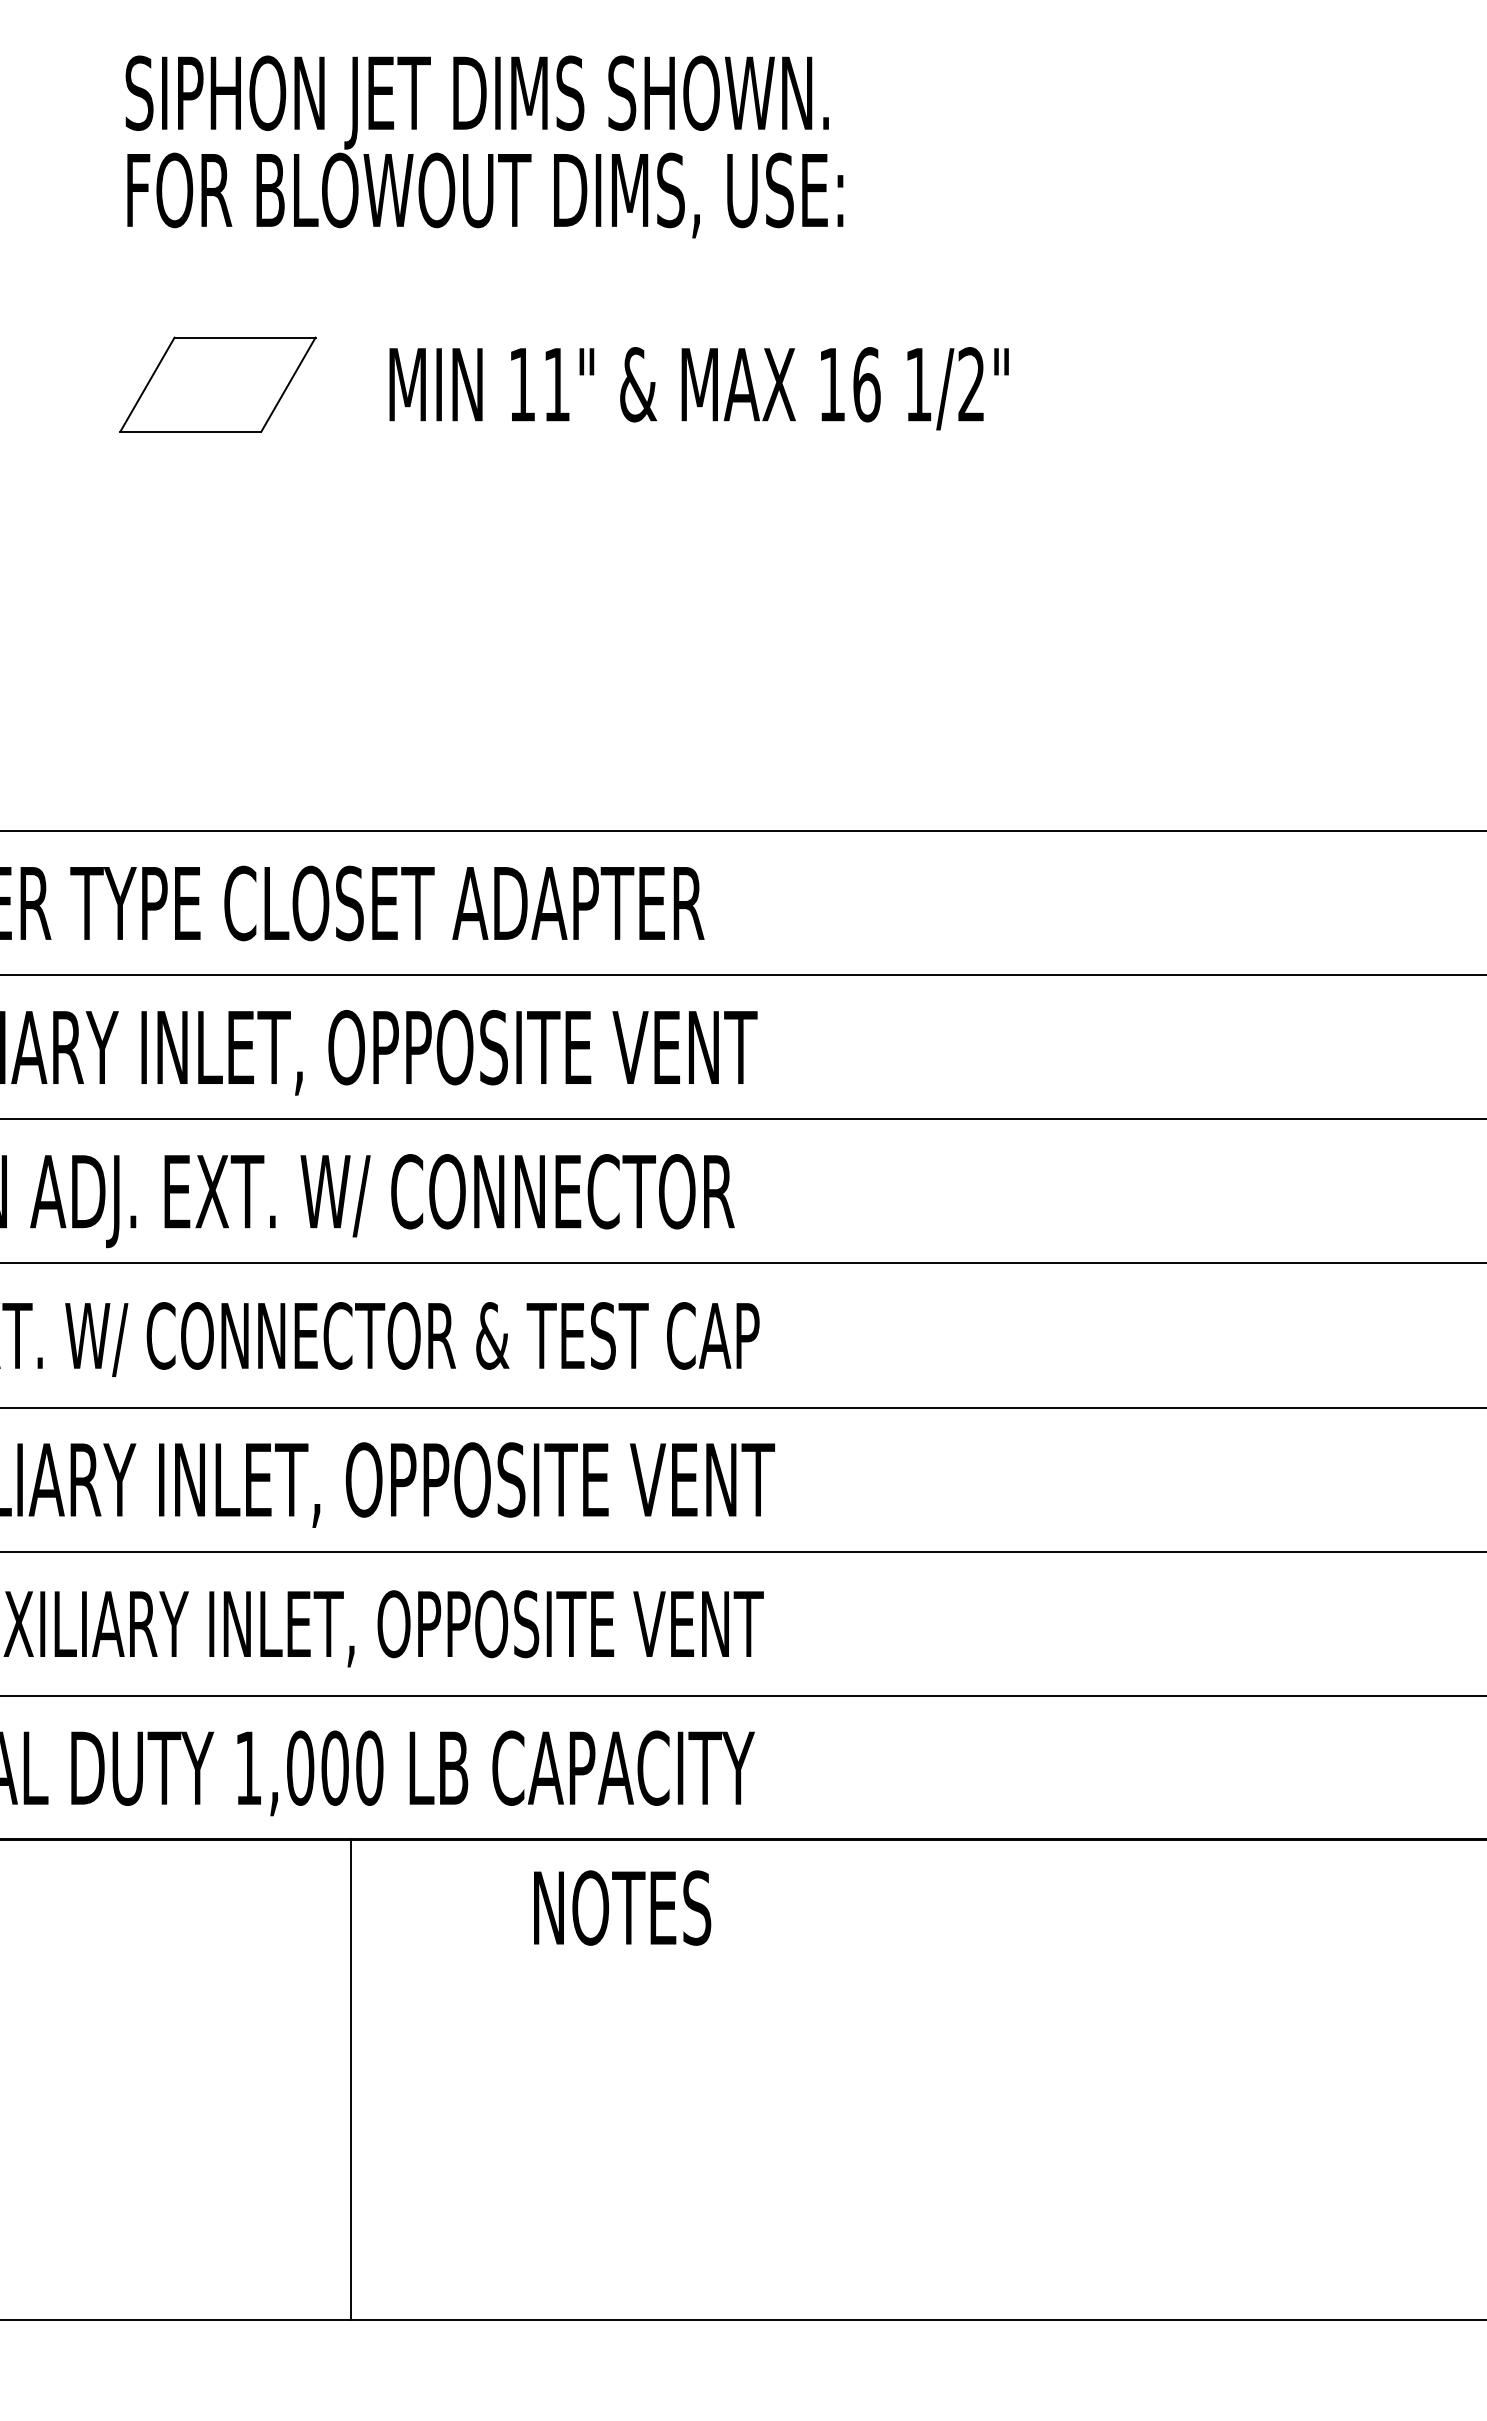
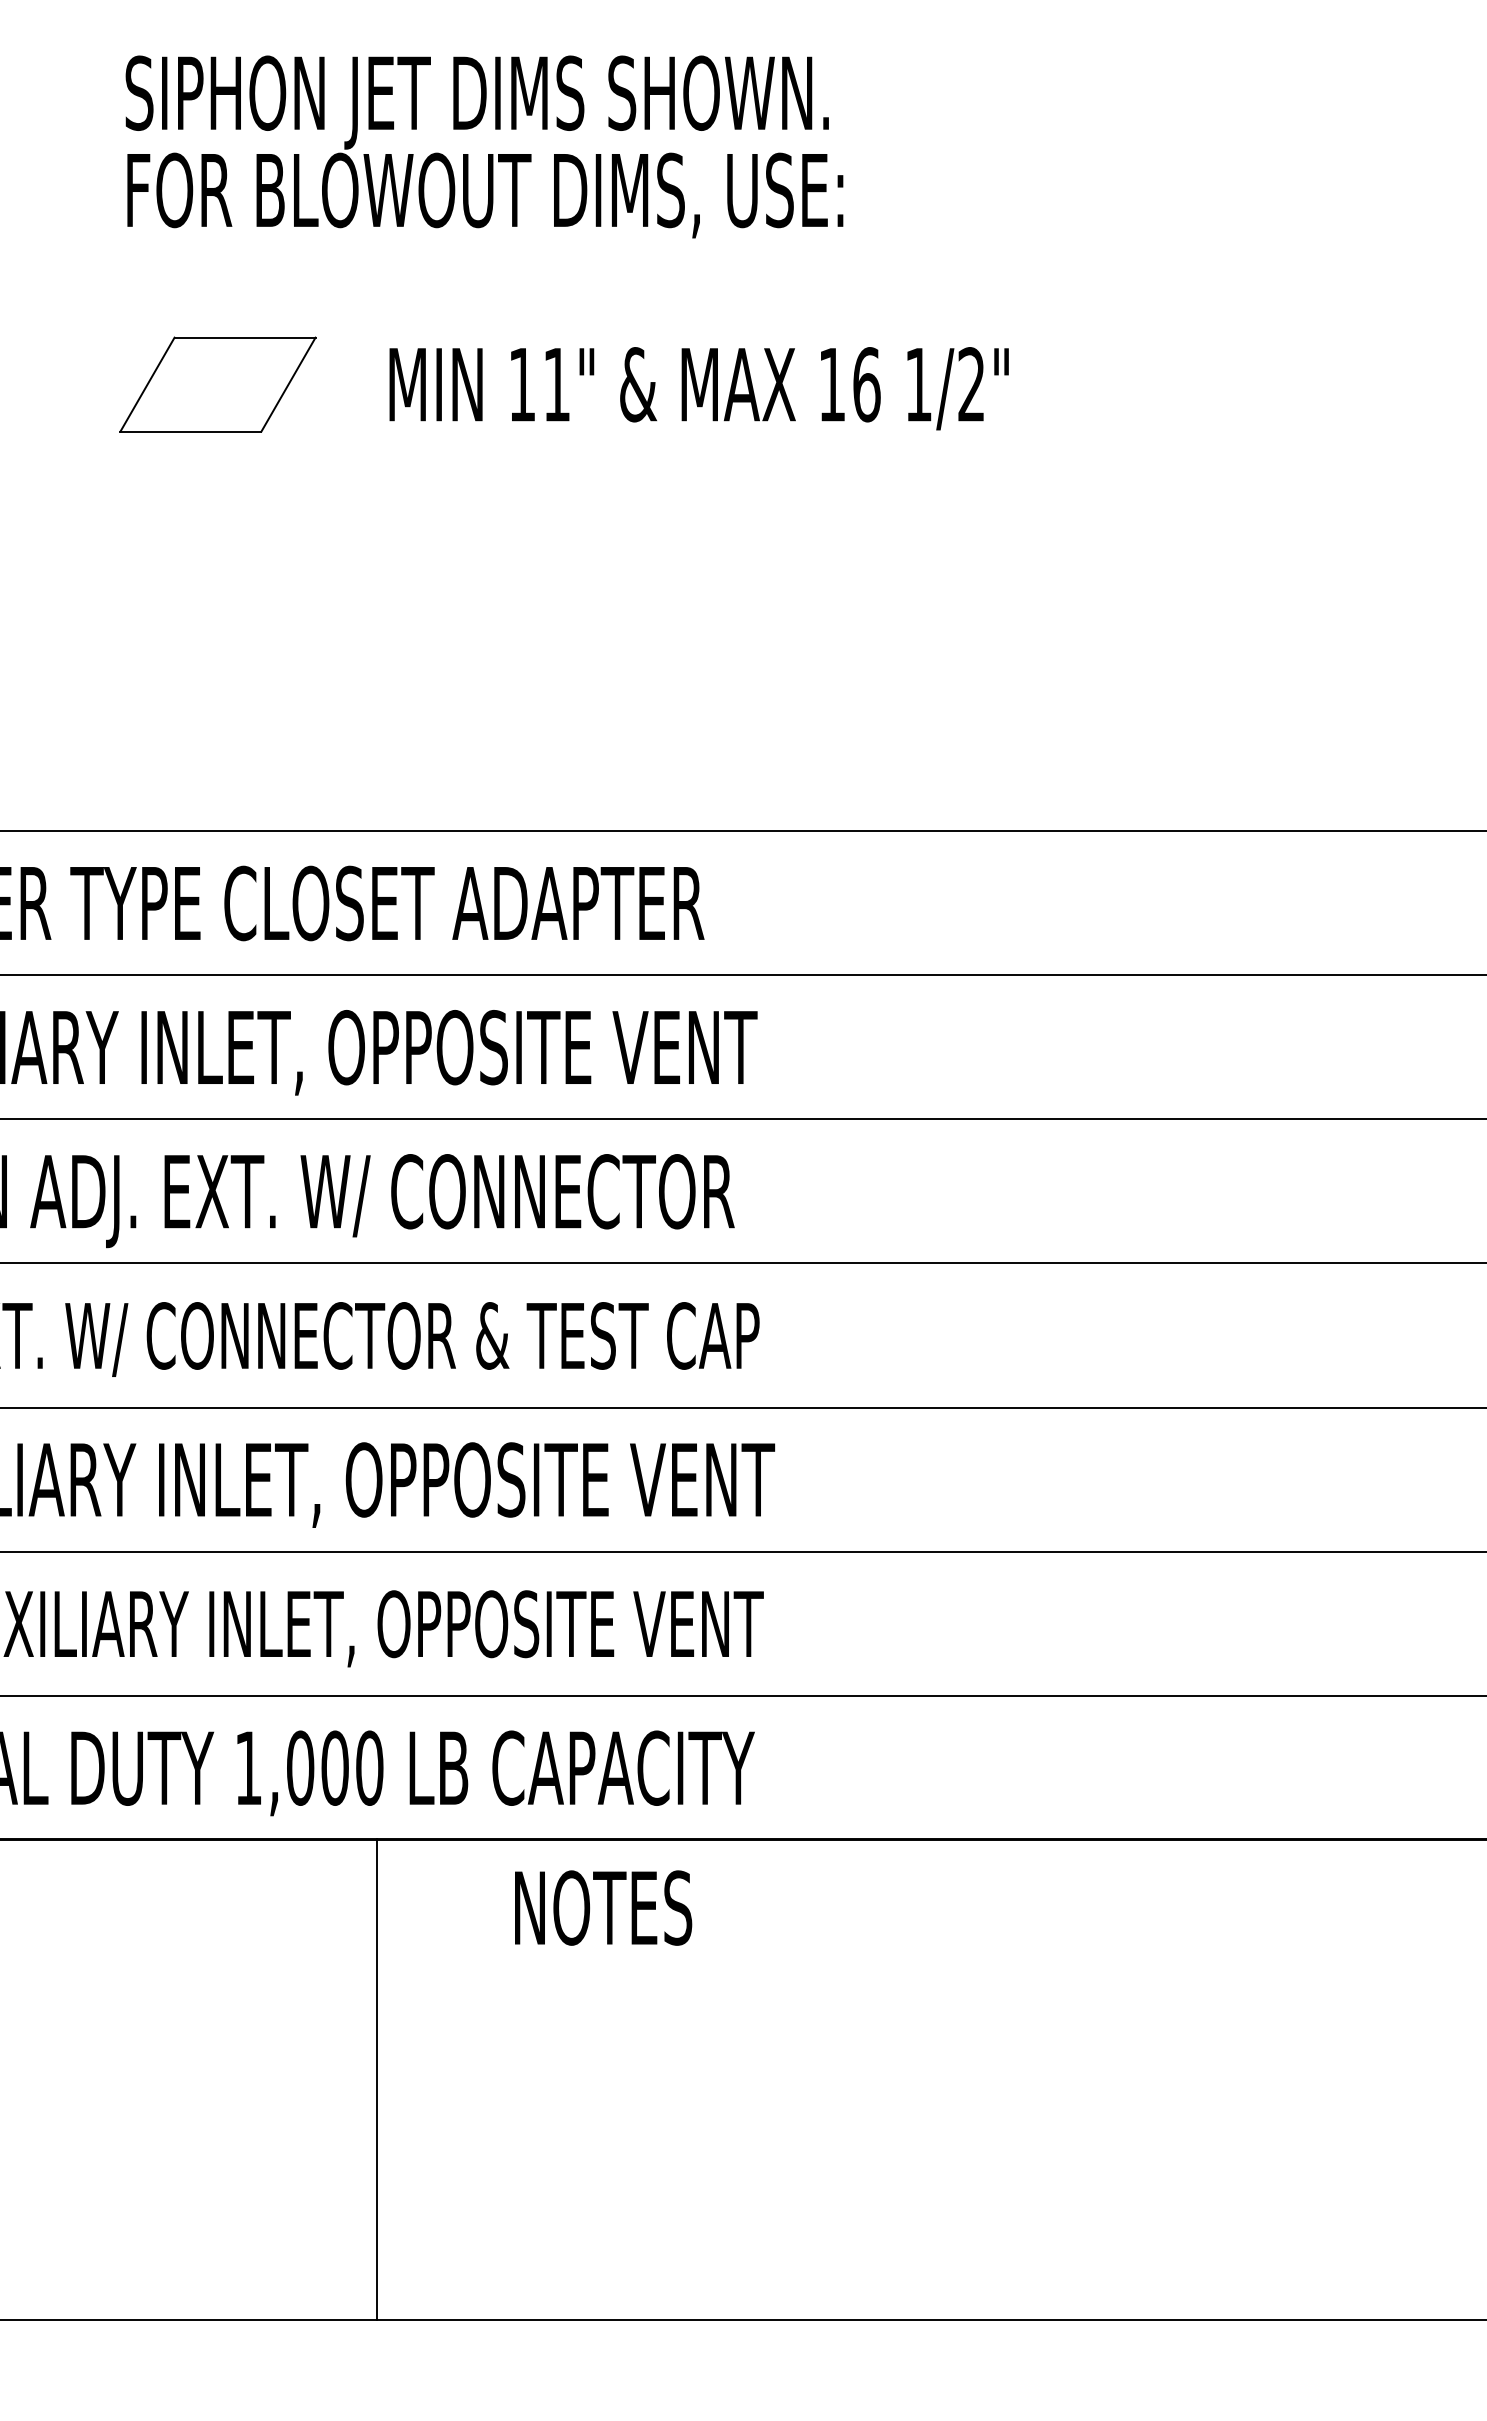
text position: (622, 1907) -> (603, 1907) (603, 1907)
line position: (351, 2079) -> (377, 2079) (377, 2079)
